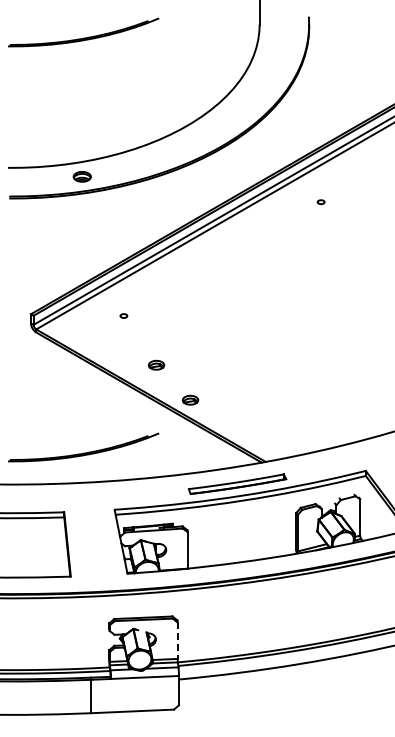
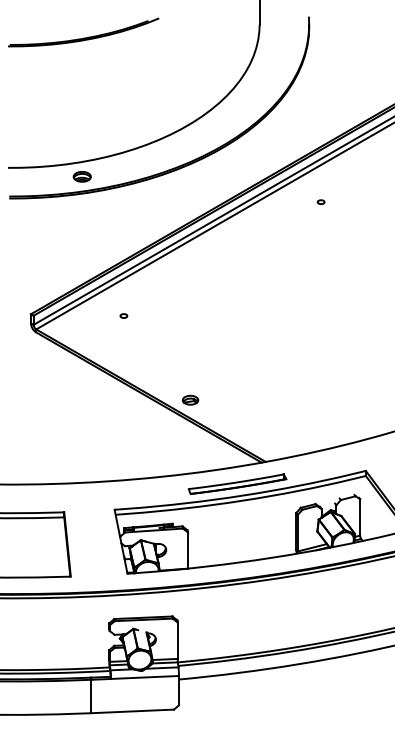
part: present -> none (156, 364)
part: present -> none (83, 447)
line: dashed -> solid (177, 641)
